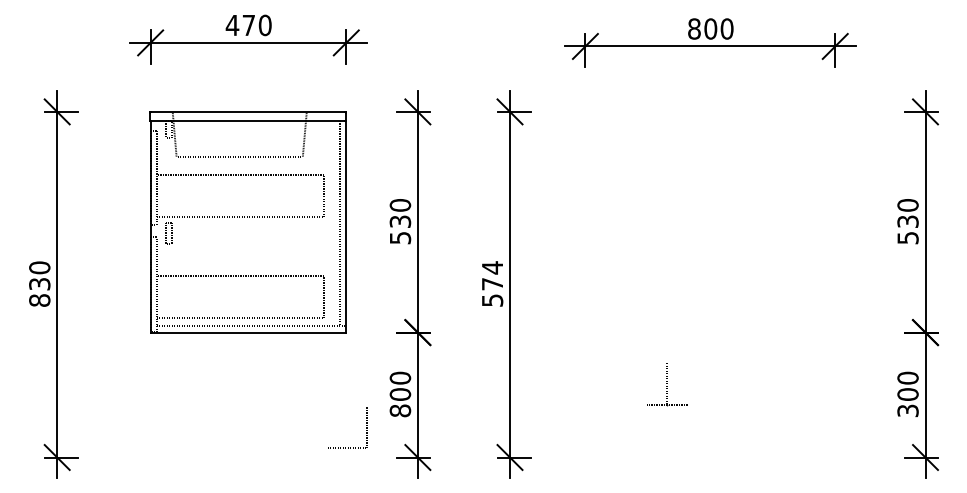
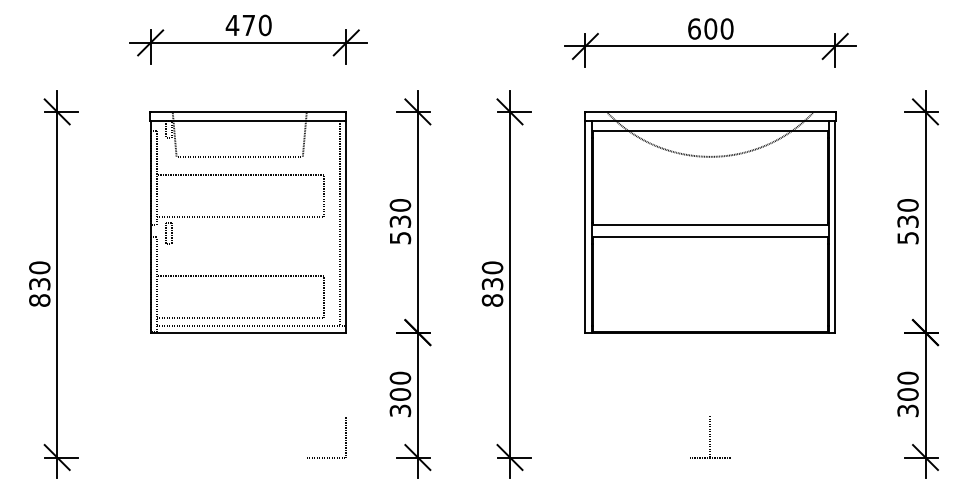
text: 800 -> 600 (694, 28)
part: none -> present (710, 222)
text: 574 -> 830 (492, 283)
part position: (667, 384) -> (710, 437) (710, 437)
text: 800 -> 300 (400, 410)
part position: (366, 427) -> (345, 437) (345, 437)
